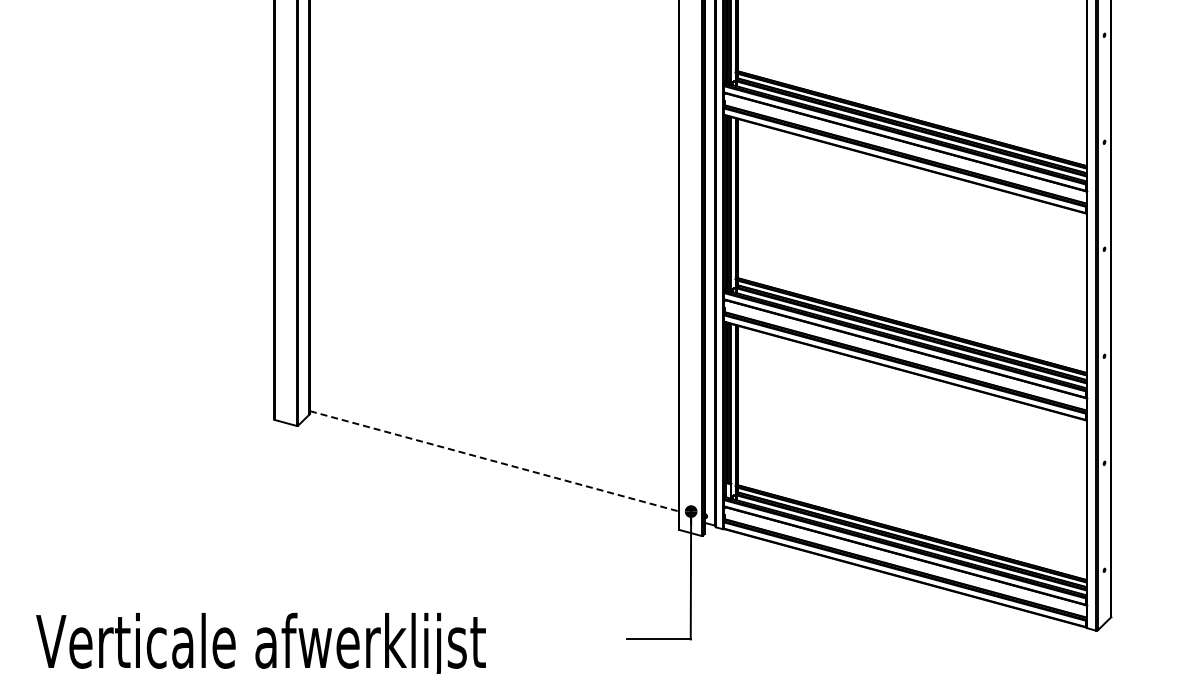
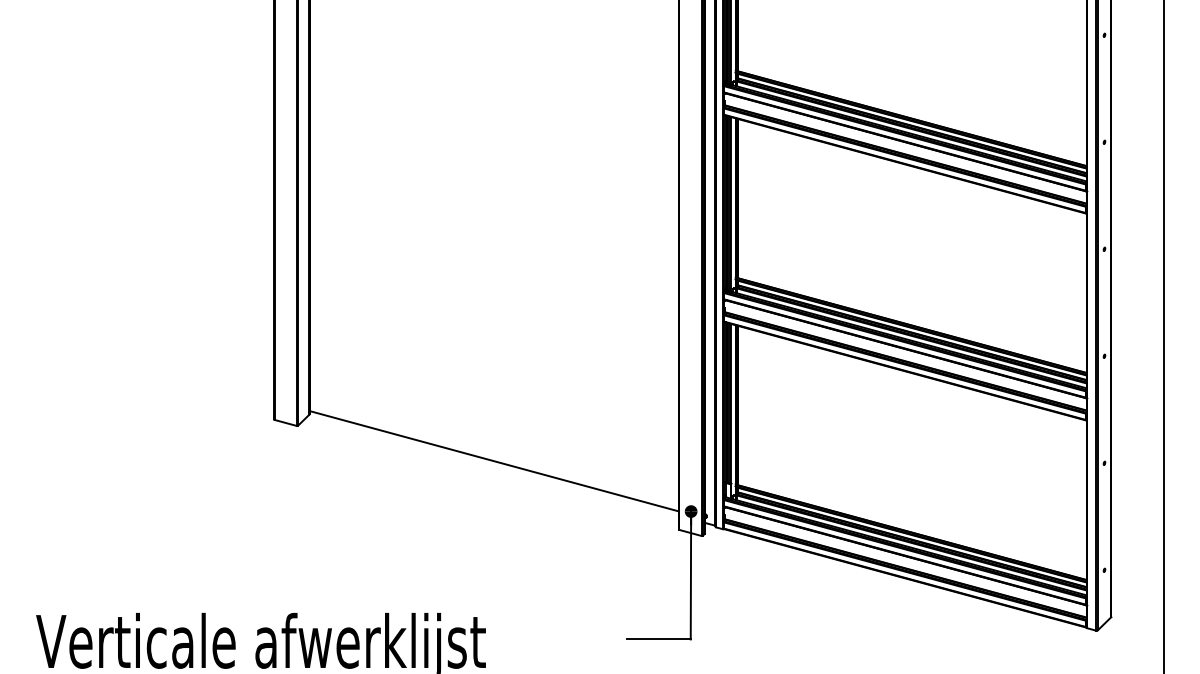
line: none -> present (1163, 336)
line: dashed -> solid (494, 461)
